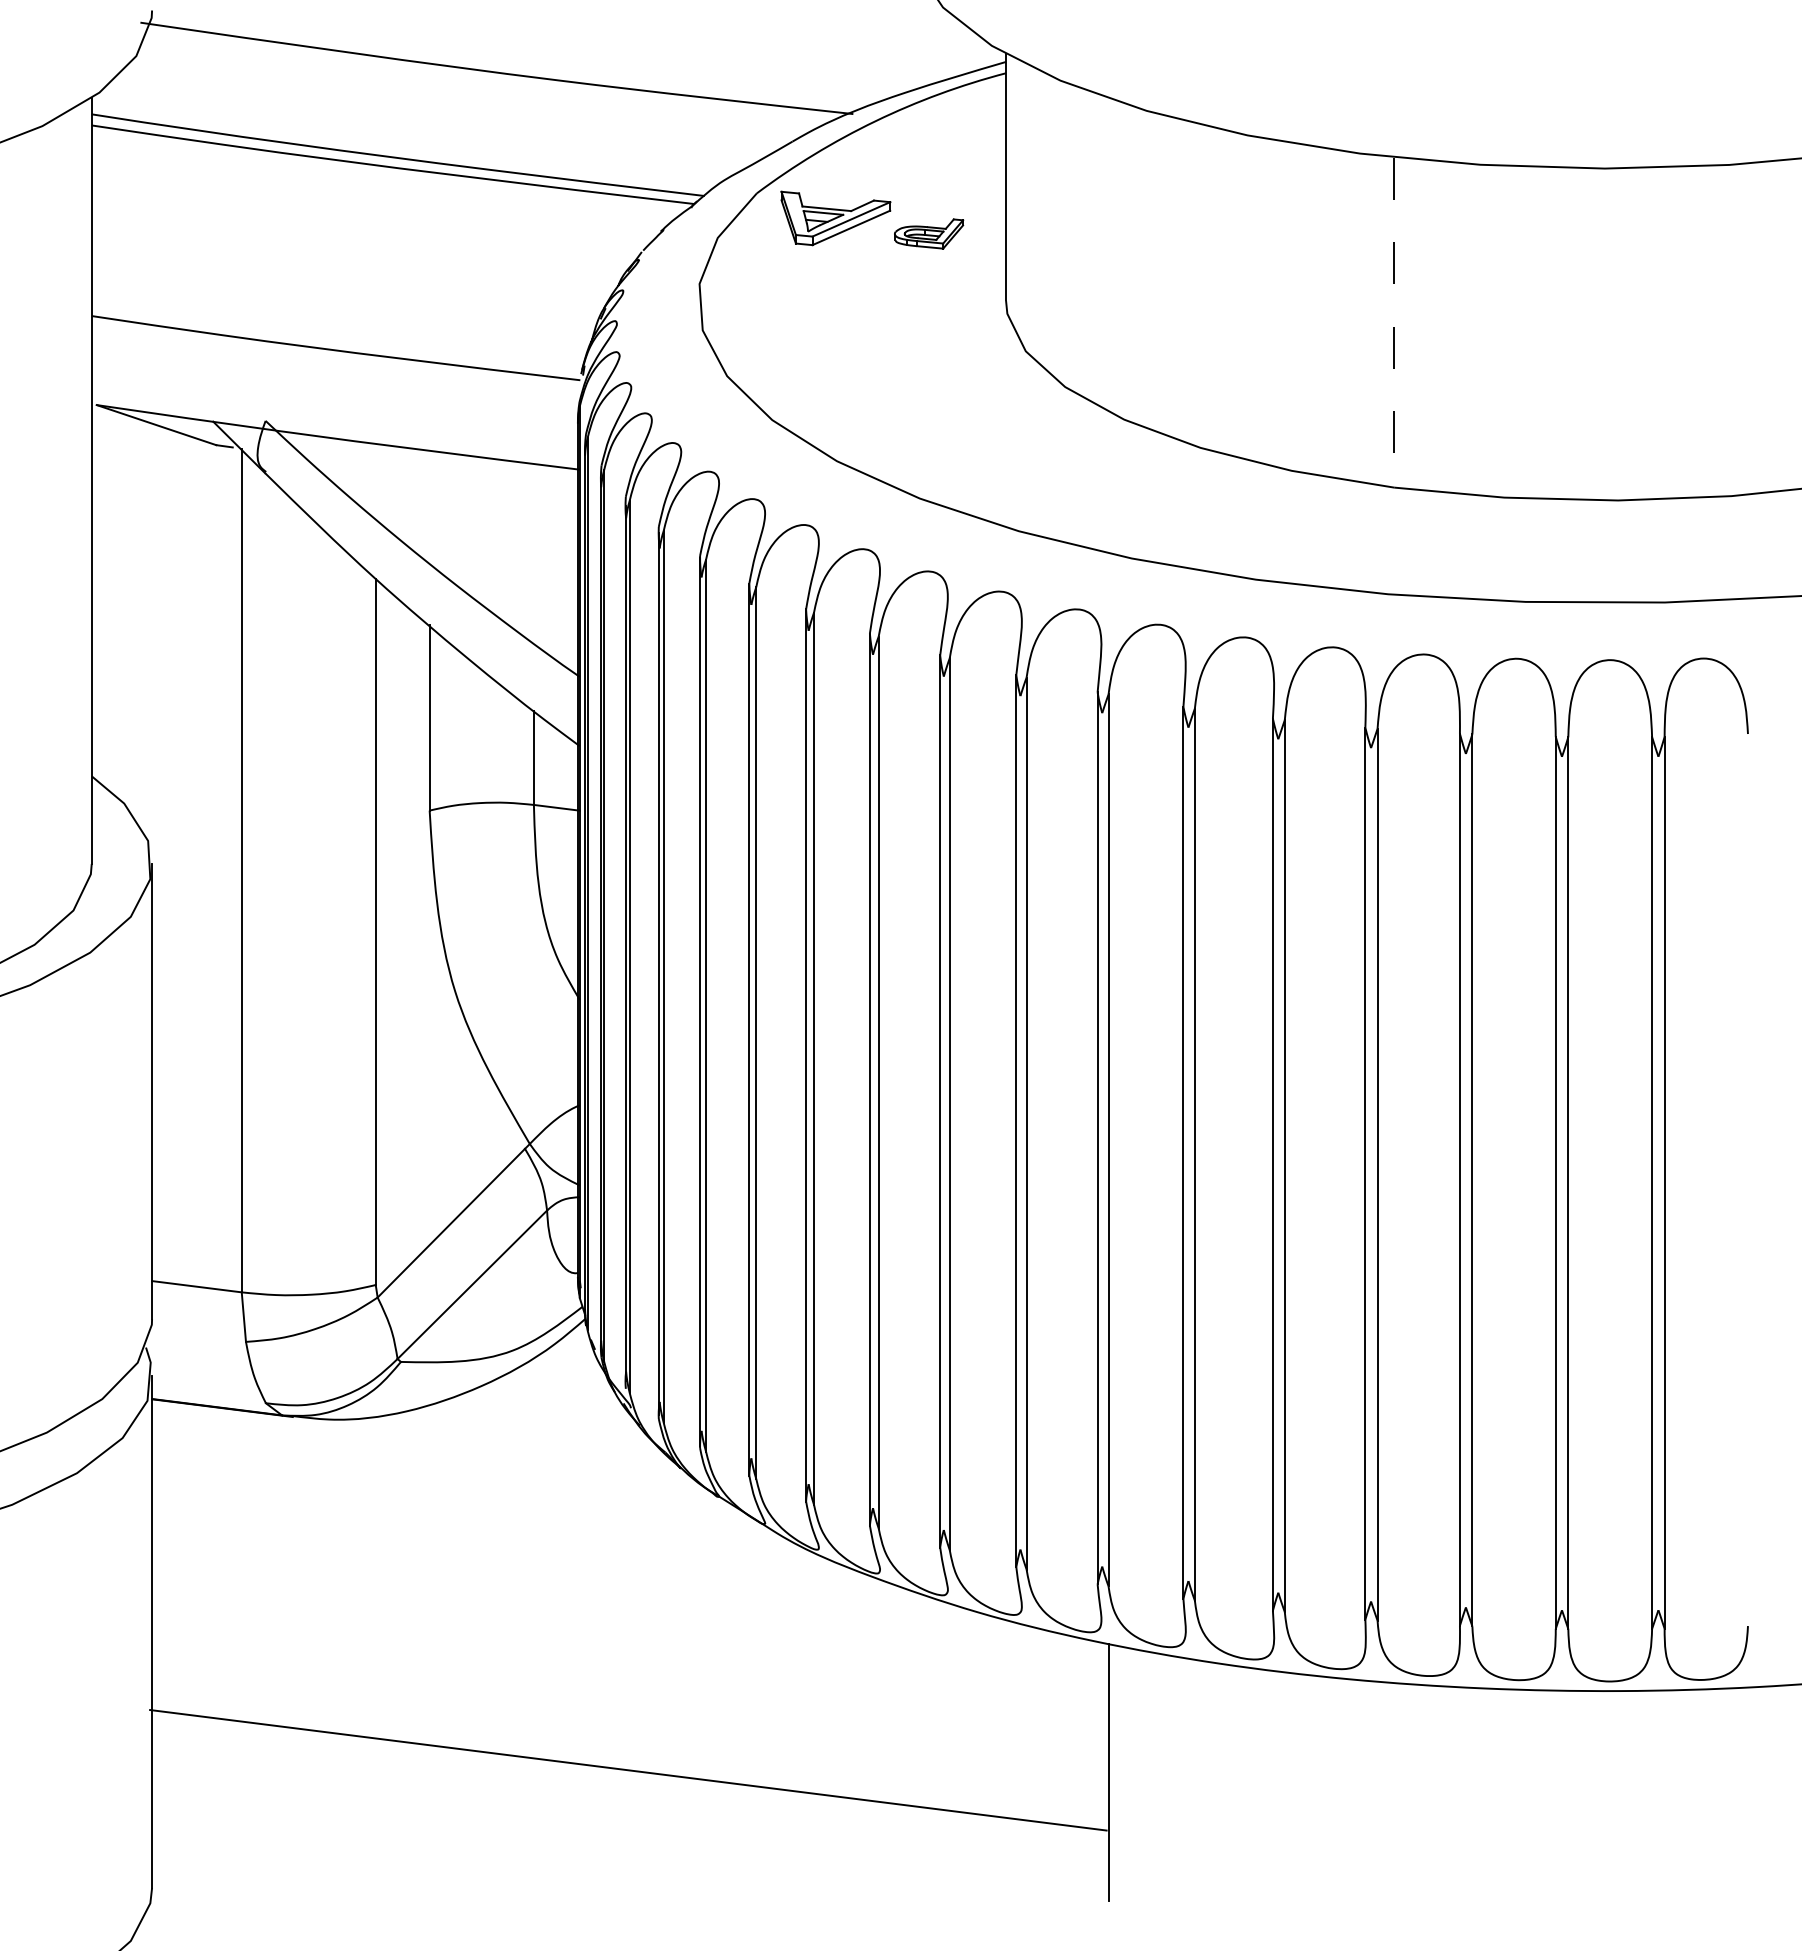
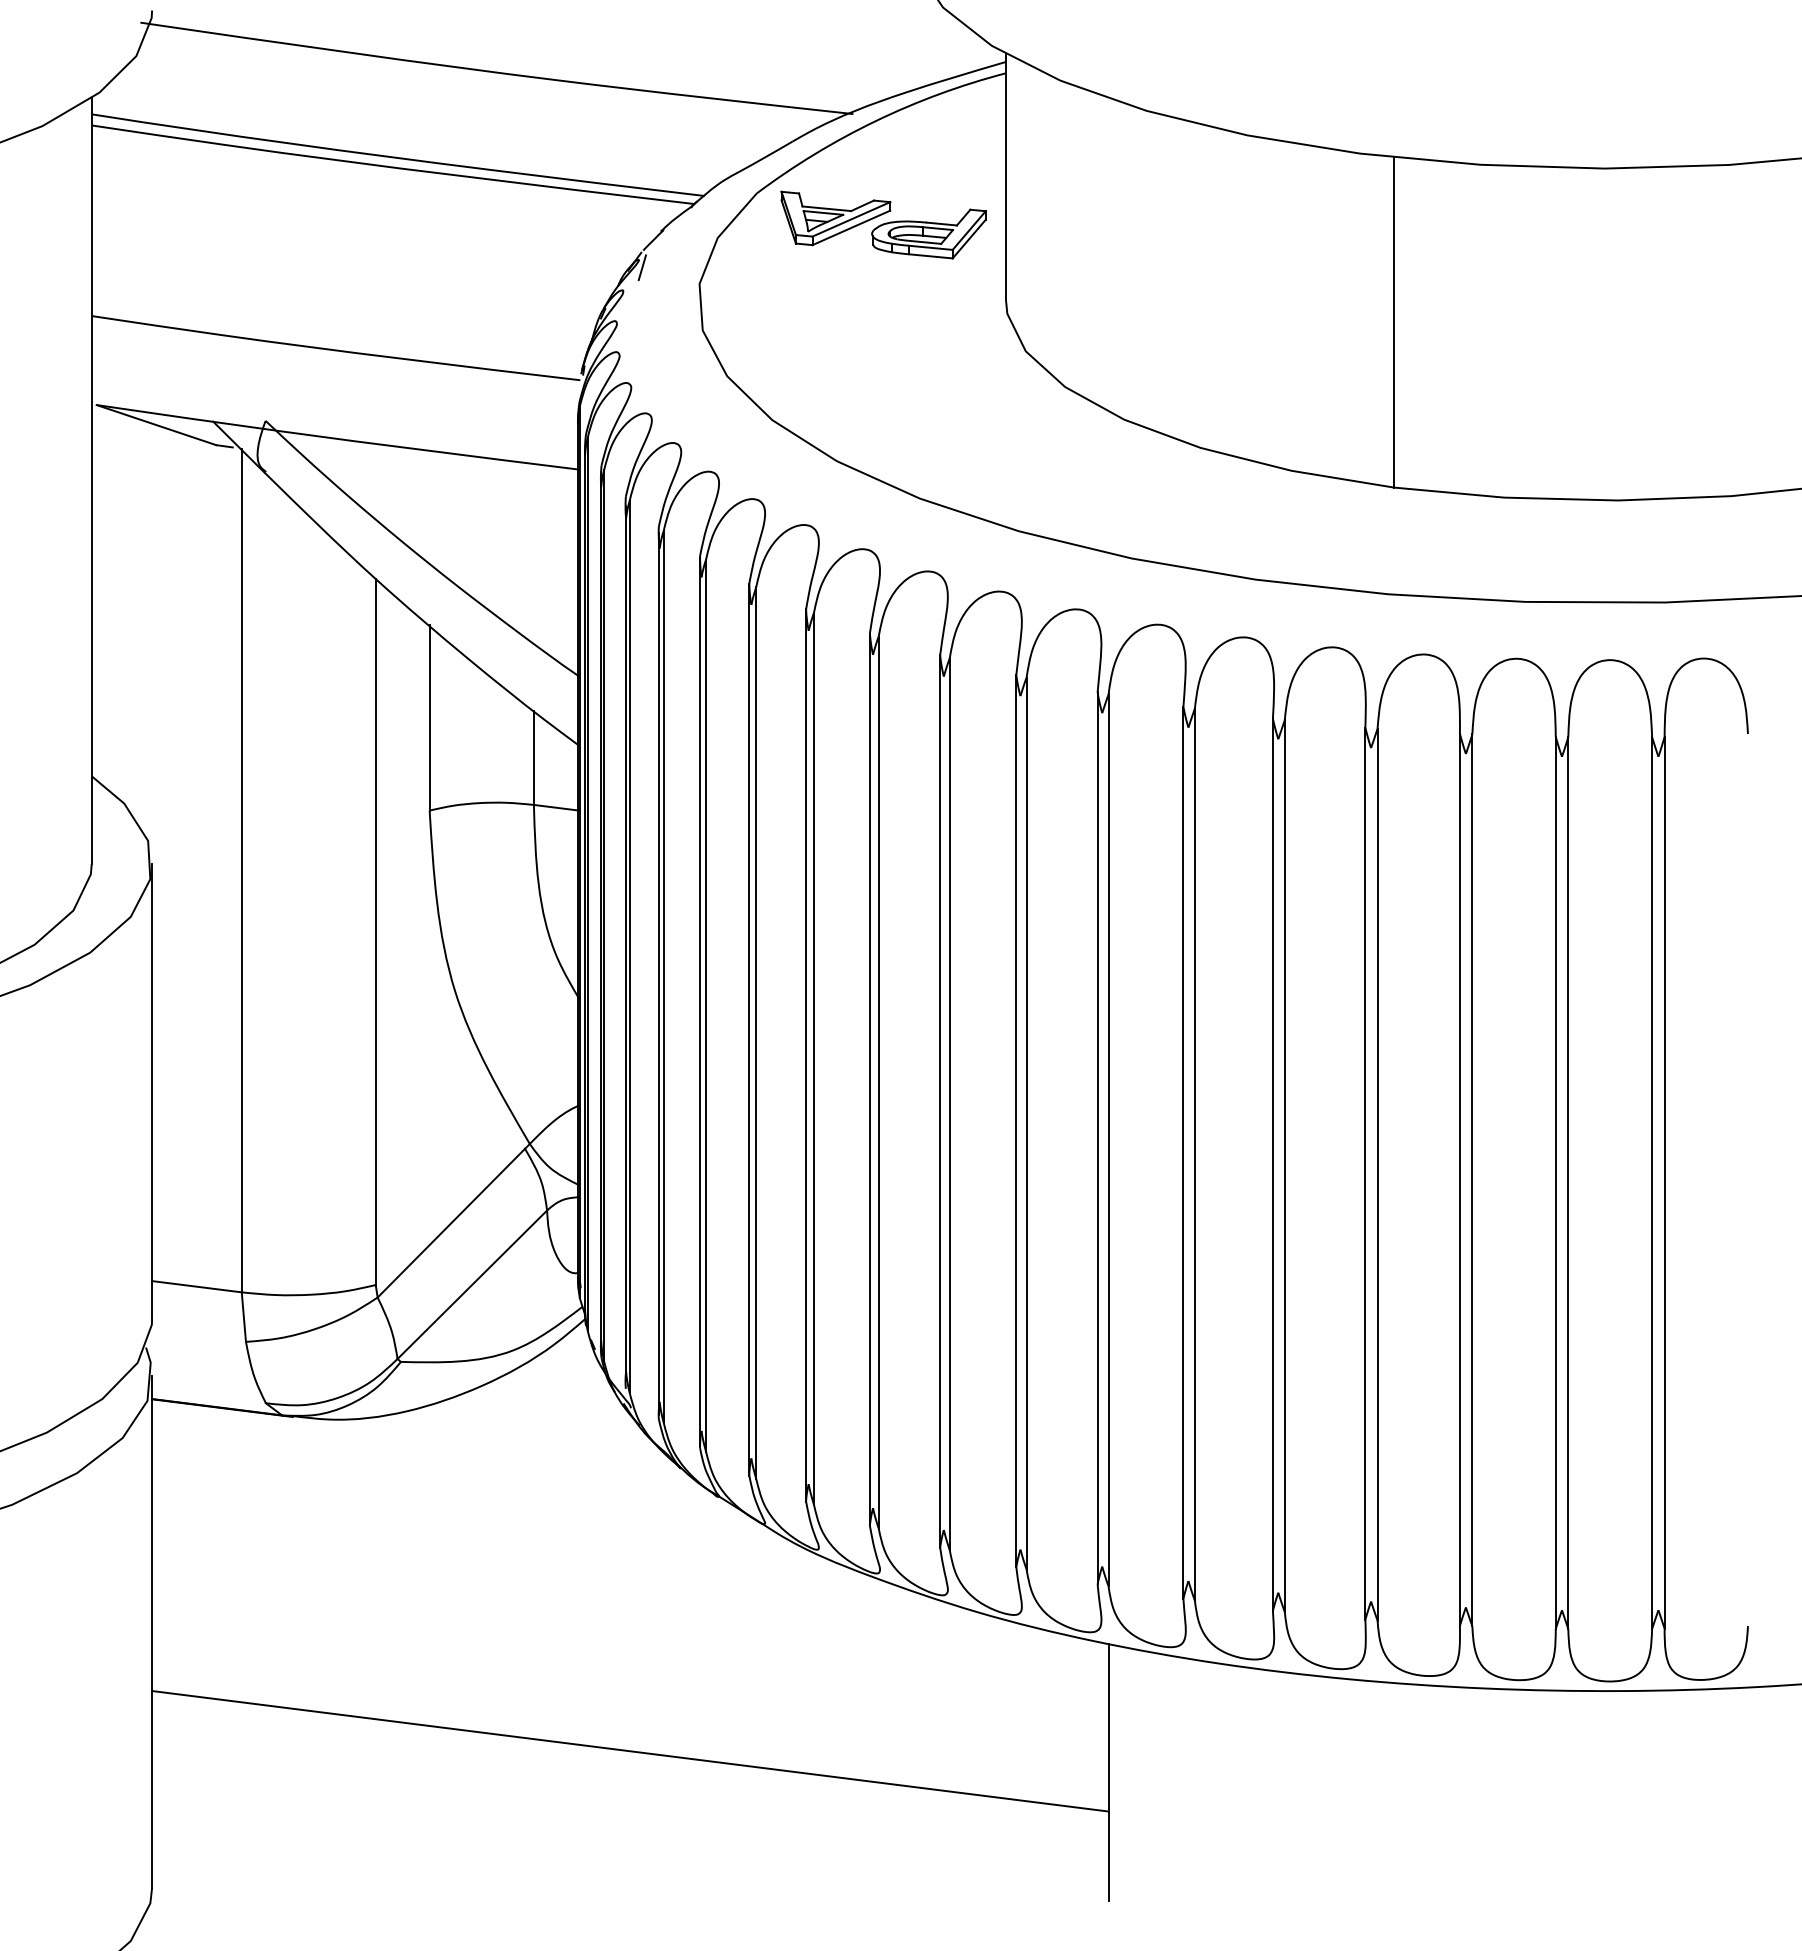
part size: 71x32 px -> 116x52 px (928, 233)
line: none -> present (642, 267)
line: dashed -> solid (1394, 323)
line position: (628, 1770) -> (630, 1751) (630, 1751)
